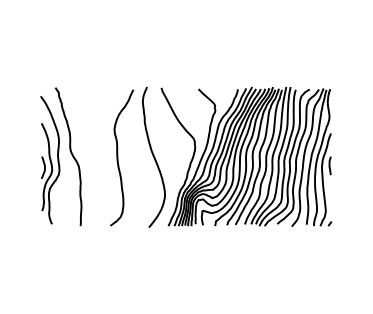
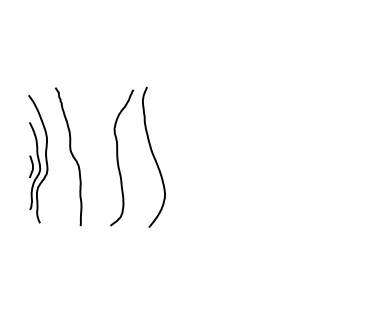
part: present -> none (246, 156)
part position: (50, 160) -> (38, 159) (38, 159)
